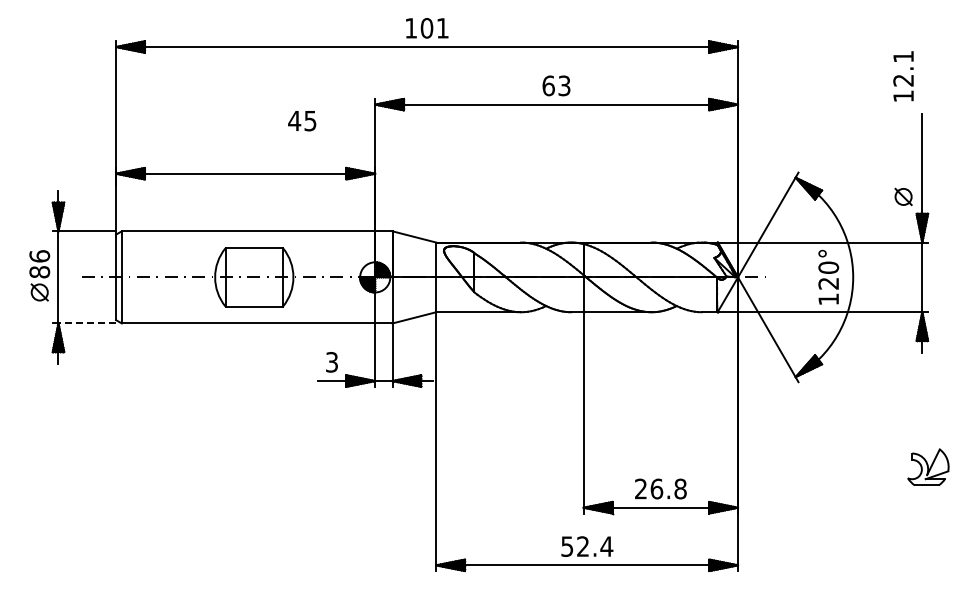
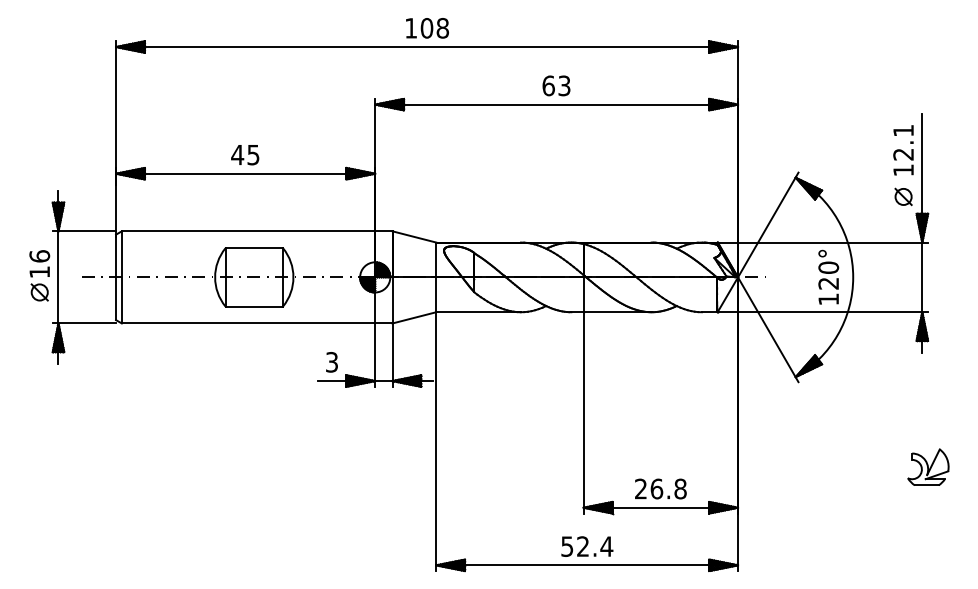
text: 101 -> 108 (442, 28)
text position: (903, 76) -> (903, 150) (903, 150)
text position: (302, 121) -> (245, 155) (245, 155)
text: 86 -> 16 (39, 272)
line: dashed -> solid (87, 323)
